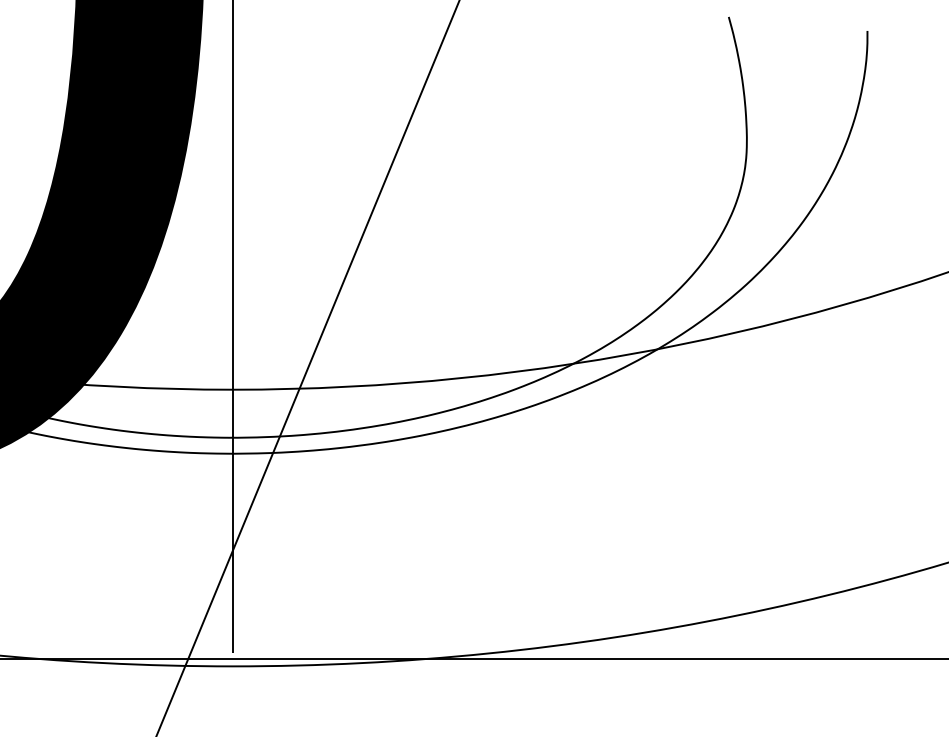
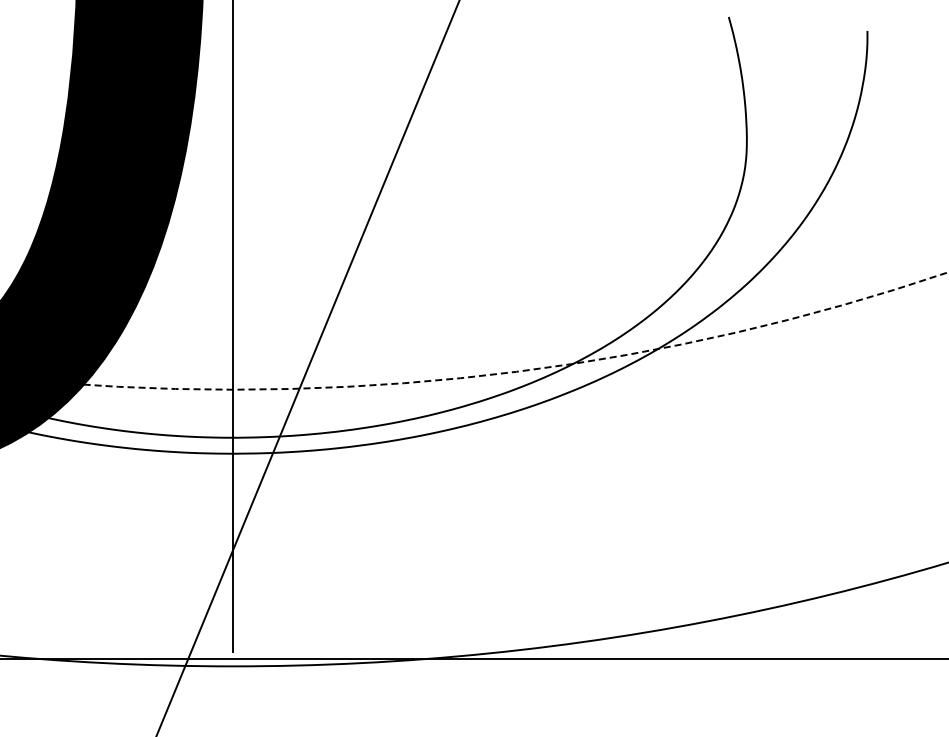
circle: solid -> dashed (474, 330)
